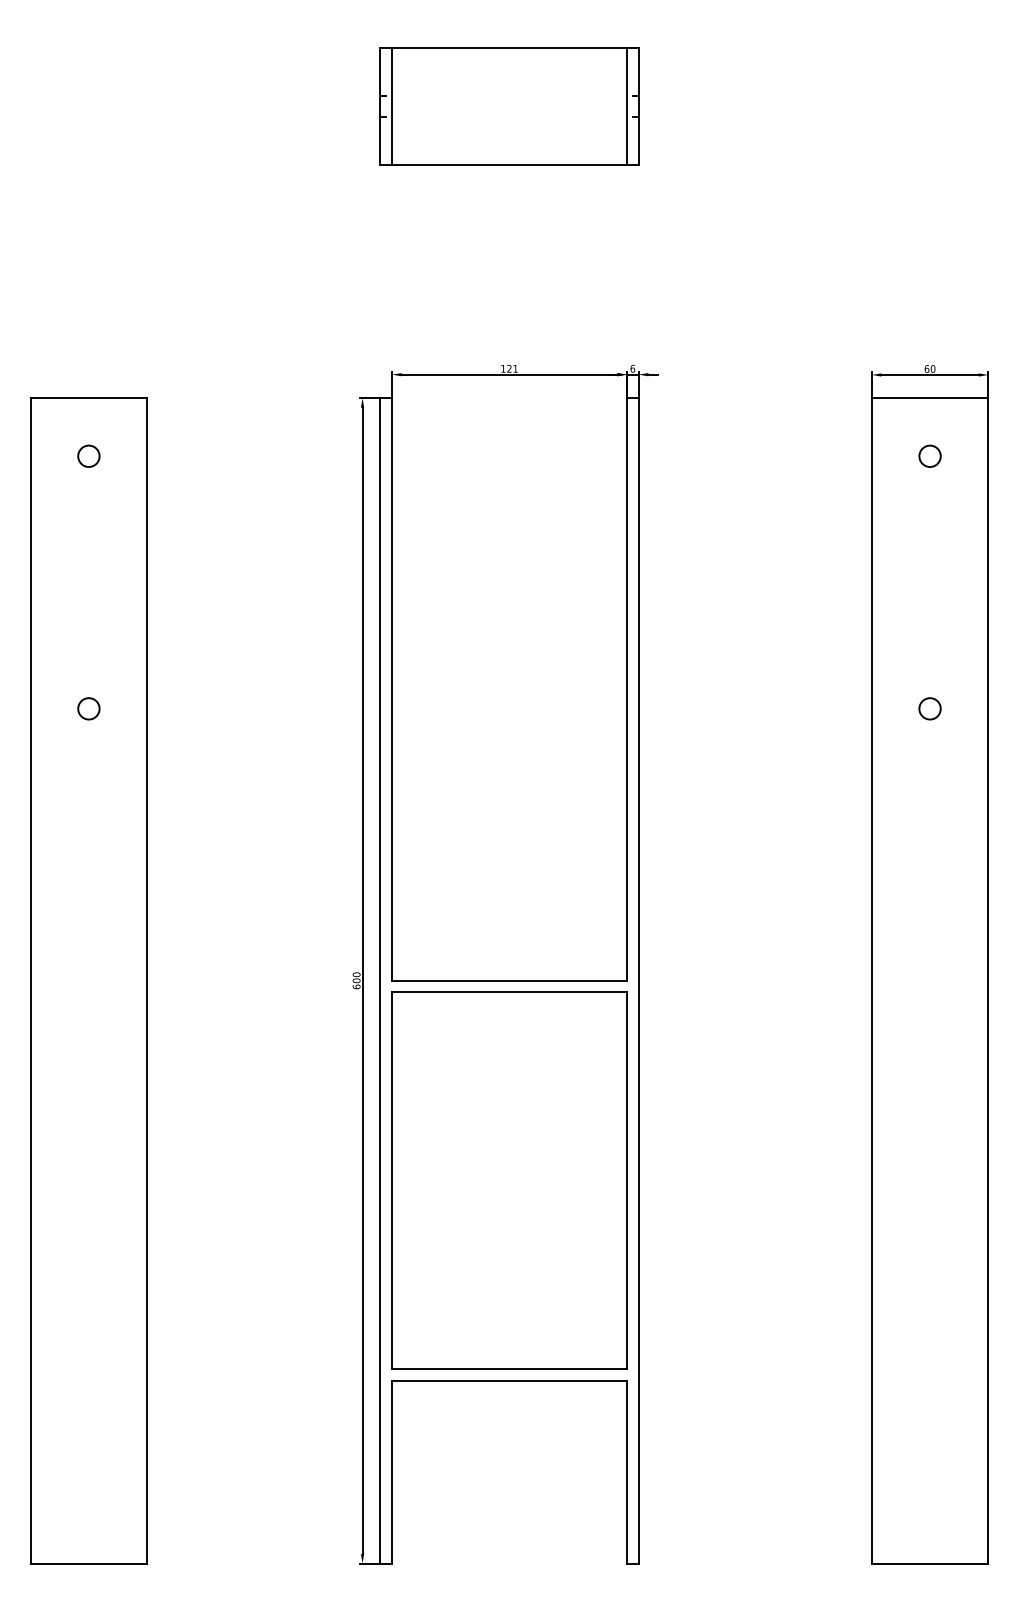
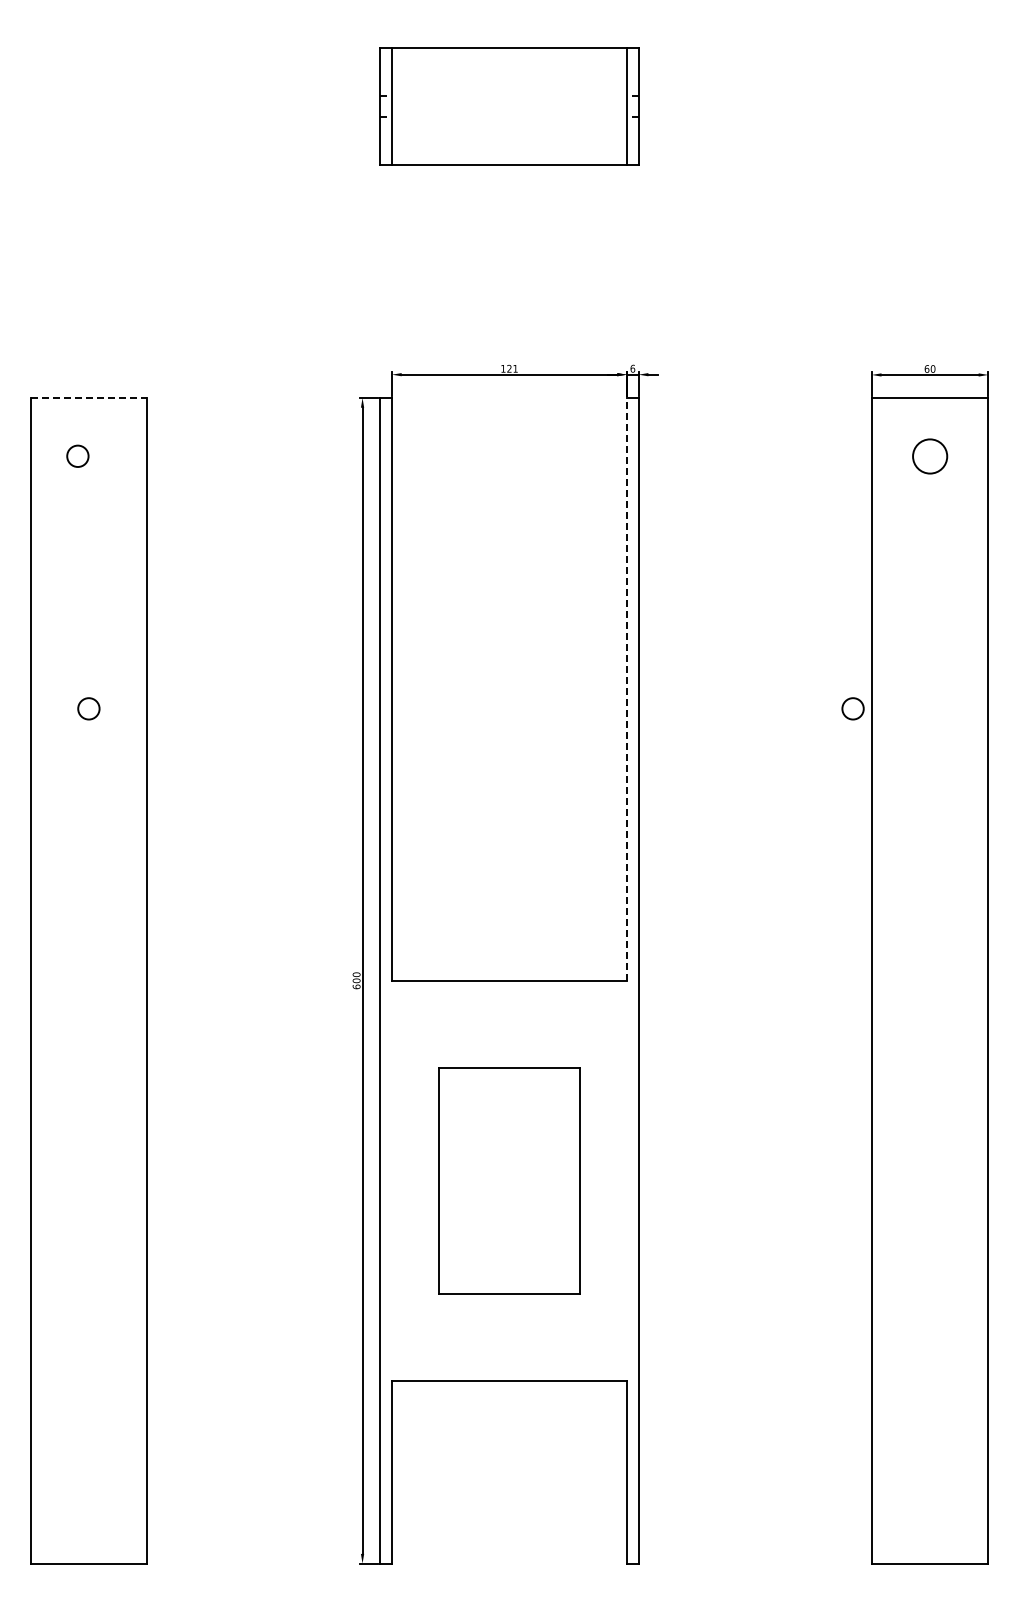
line: solid -> dashed (89, 398)
circle position: (88, 455) -> (77, 455) (77, 455)
circle size: 24x24 px -> 37x37 px (930, 456)
line: solid -> dashed (627, 688)
circle position: (929, 708) -> (852, 708) (852, 708)
part size: 237x379 px -> 143x228 px (509, 1180)
